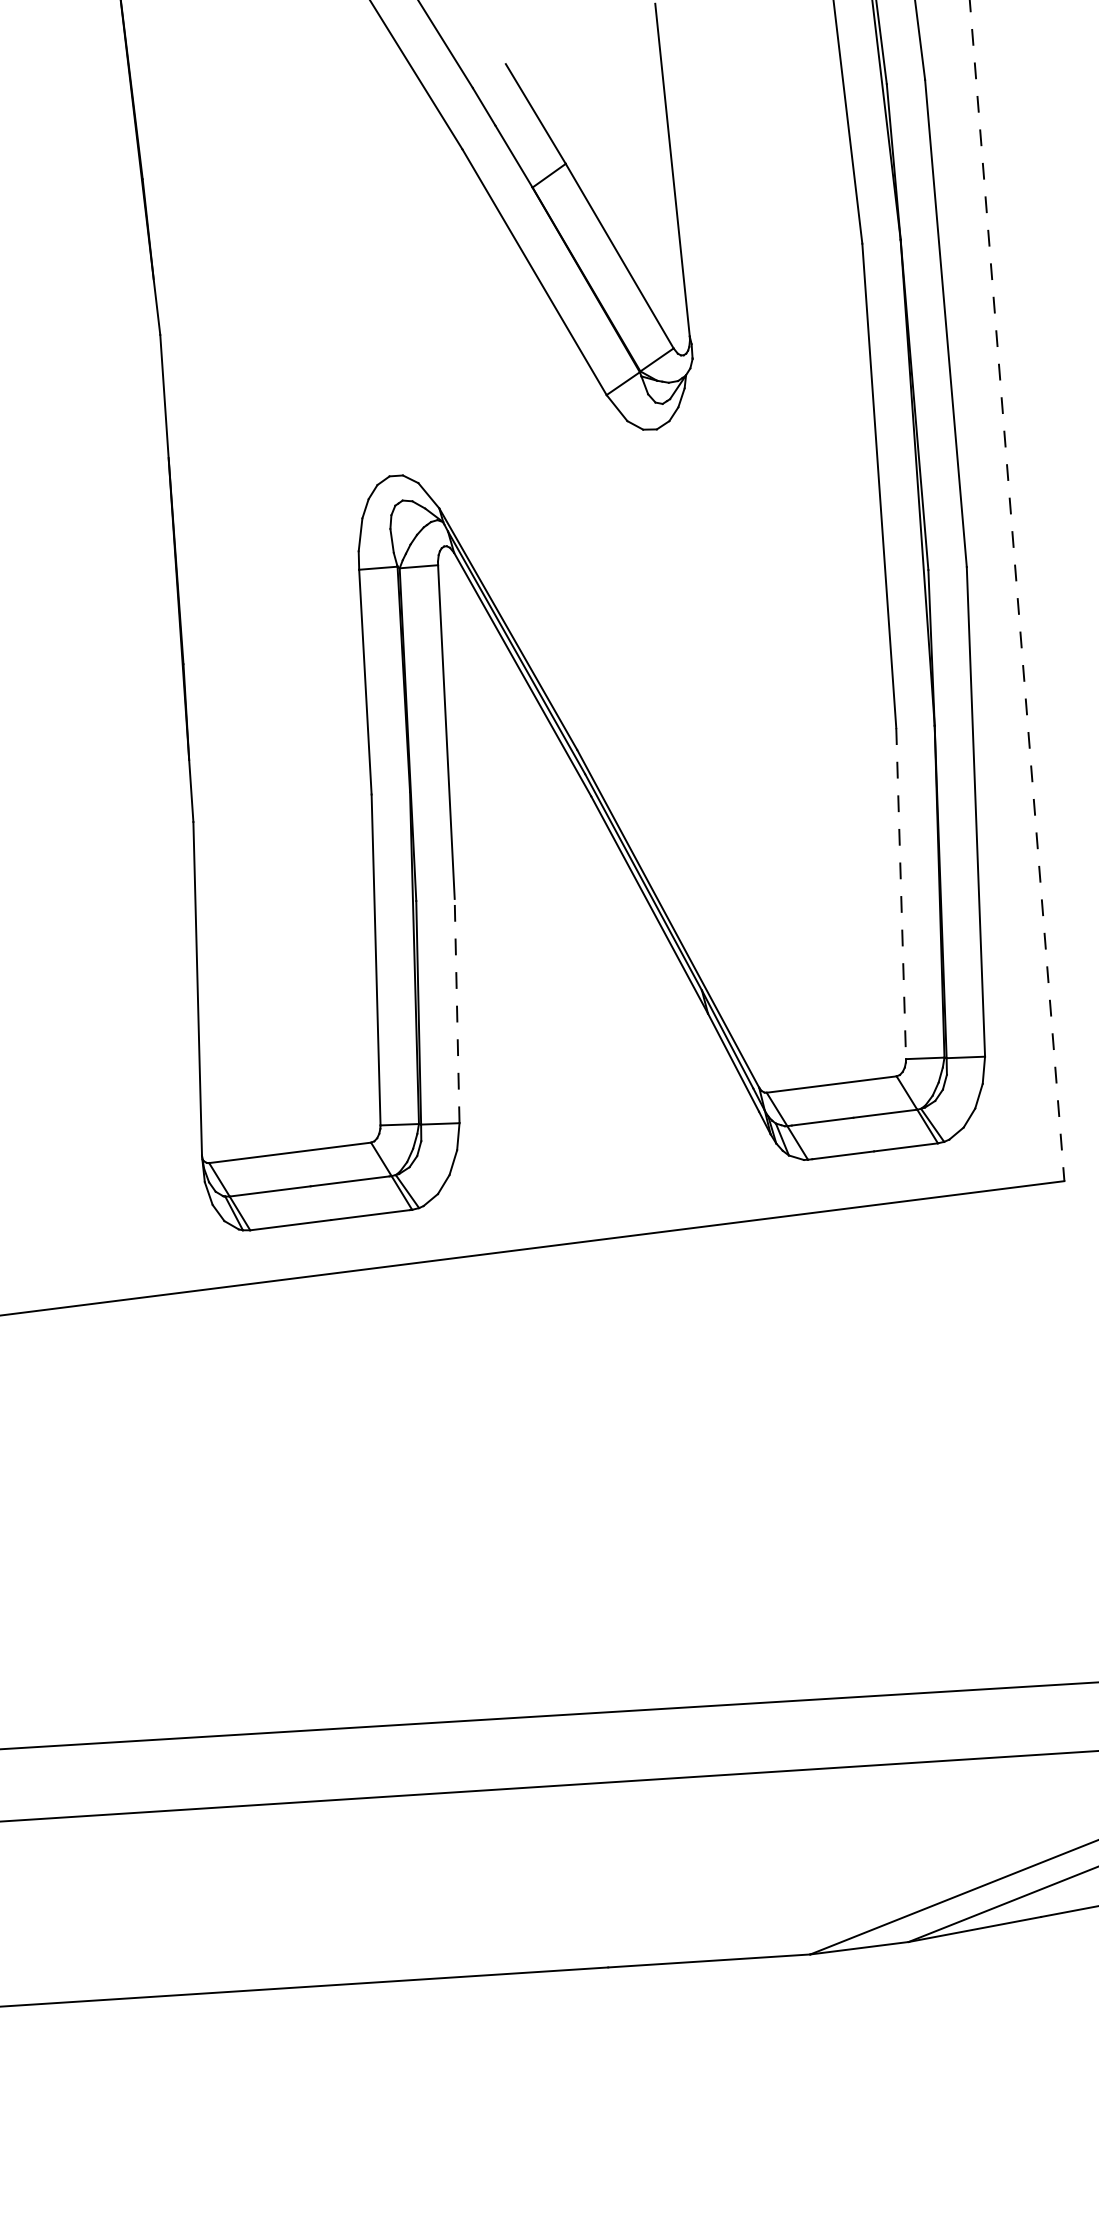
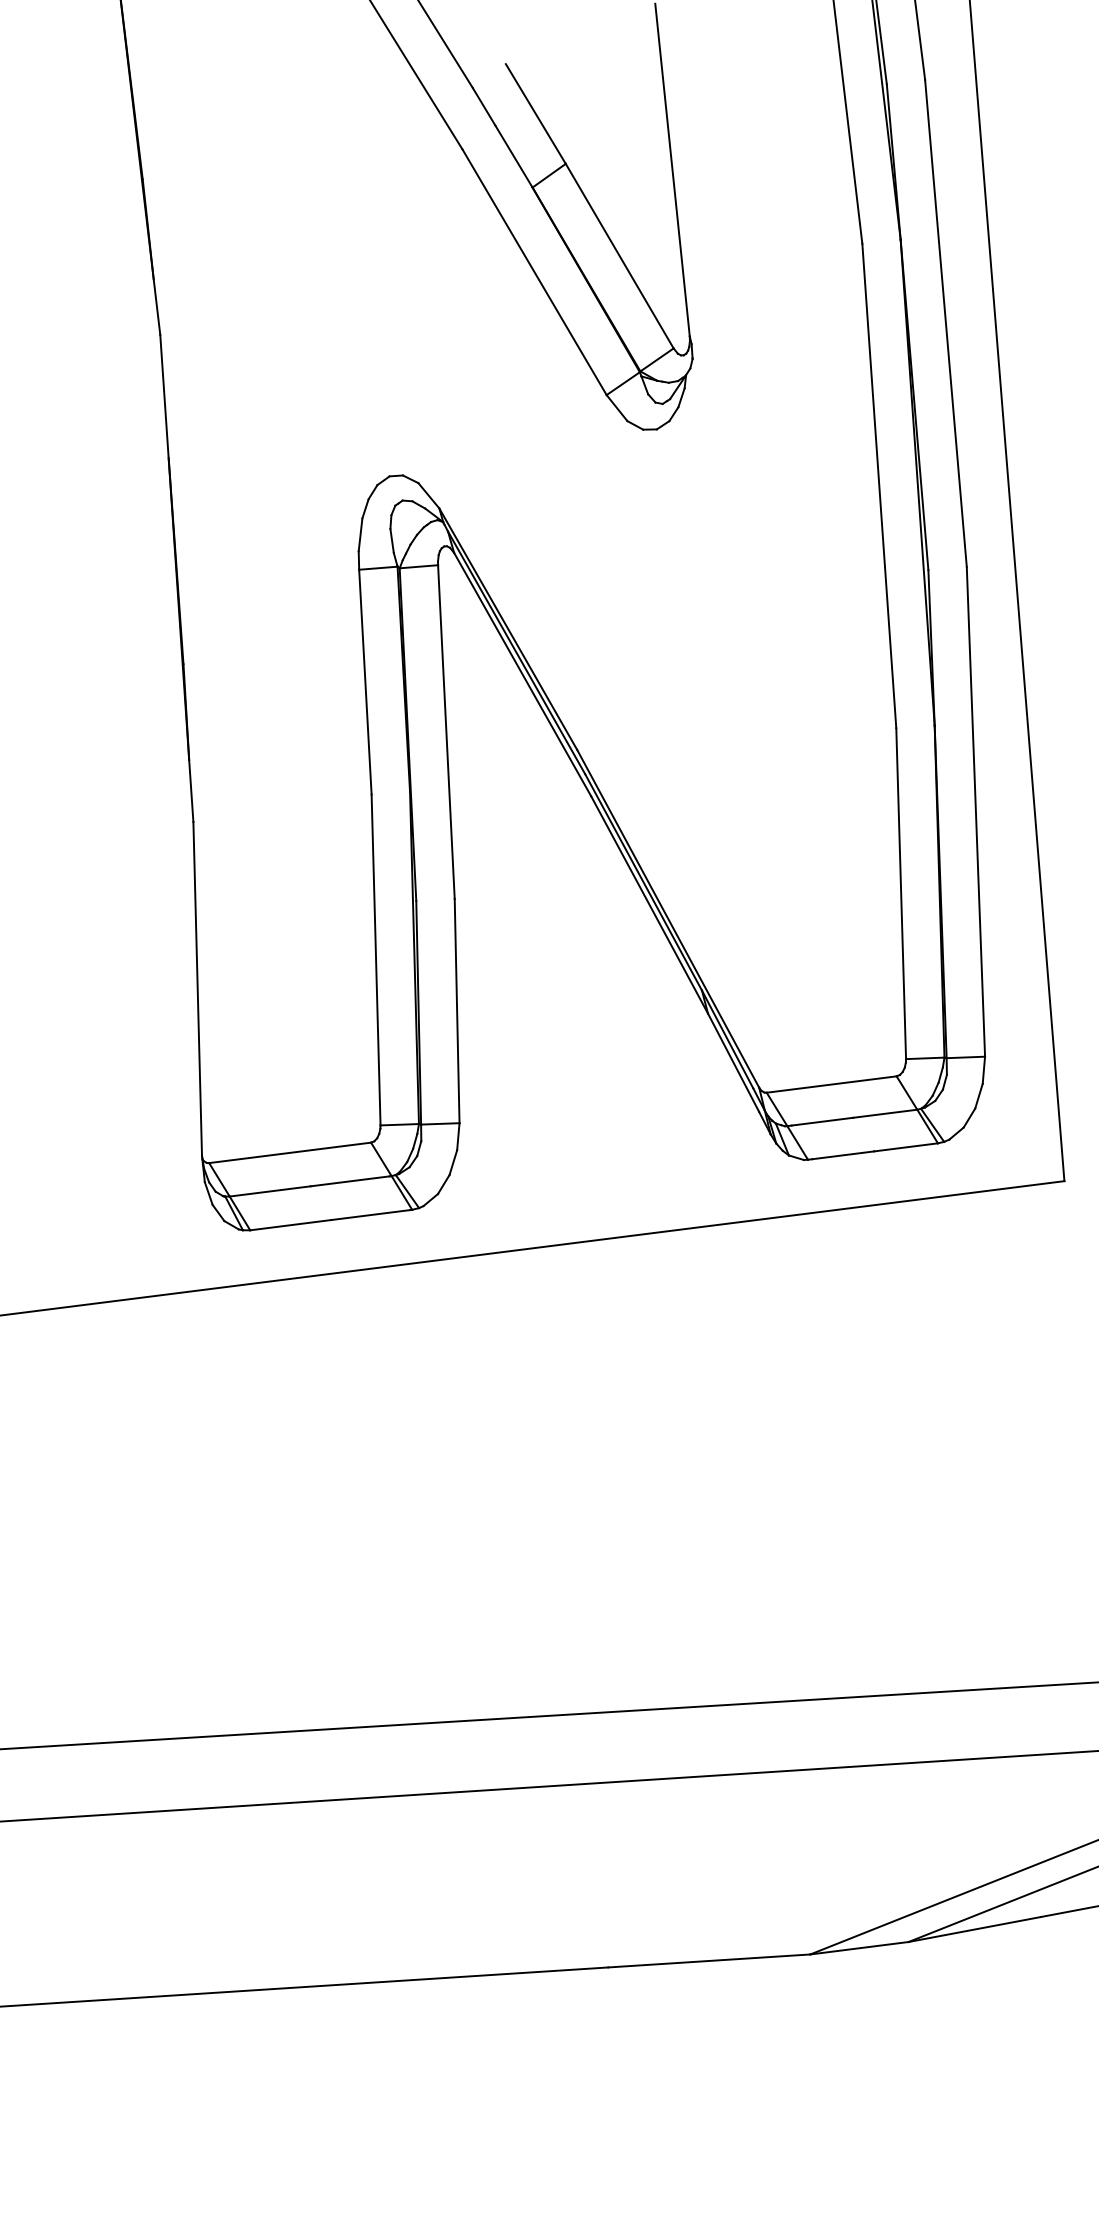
line: dashed -> solid (1017, 591)
line: dashed -> solid (901, 893)
line: dashed -> solid (457, 1010)
